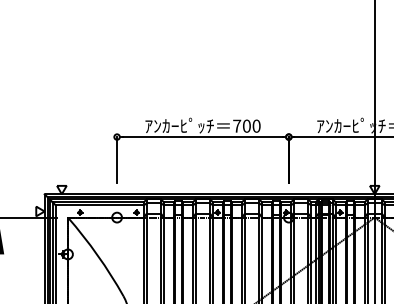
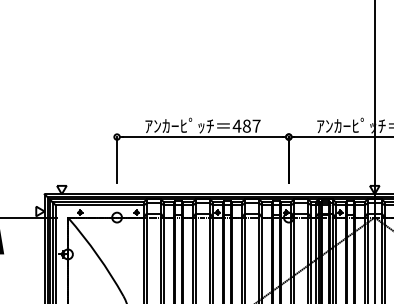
text: 700 -> 487 (246, 125)
